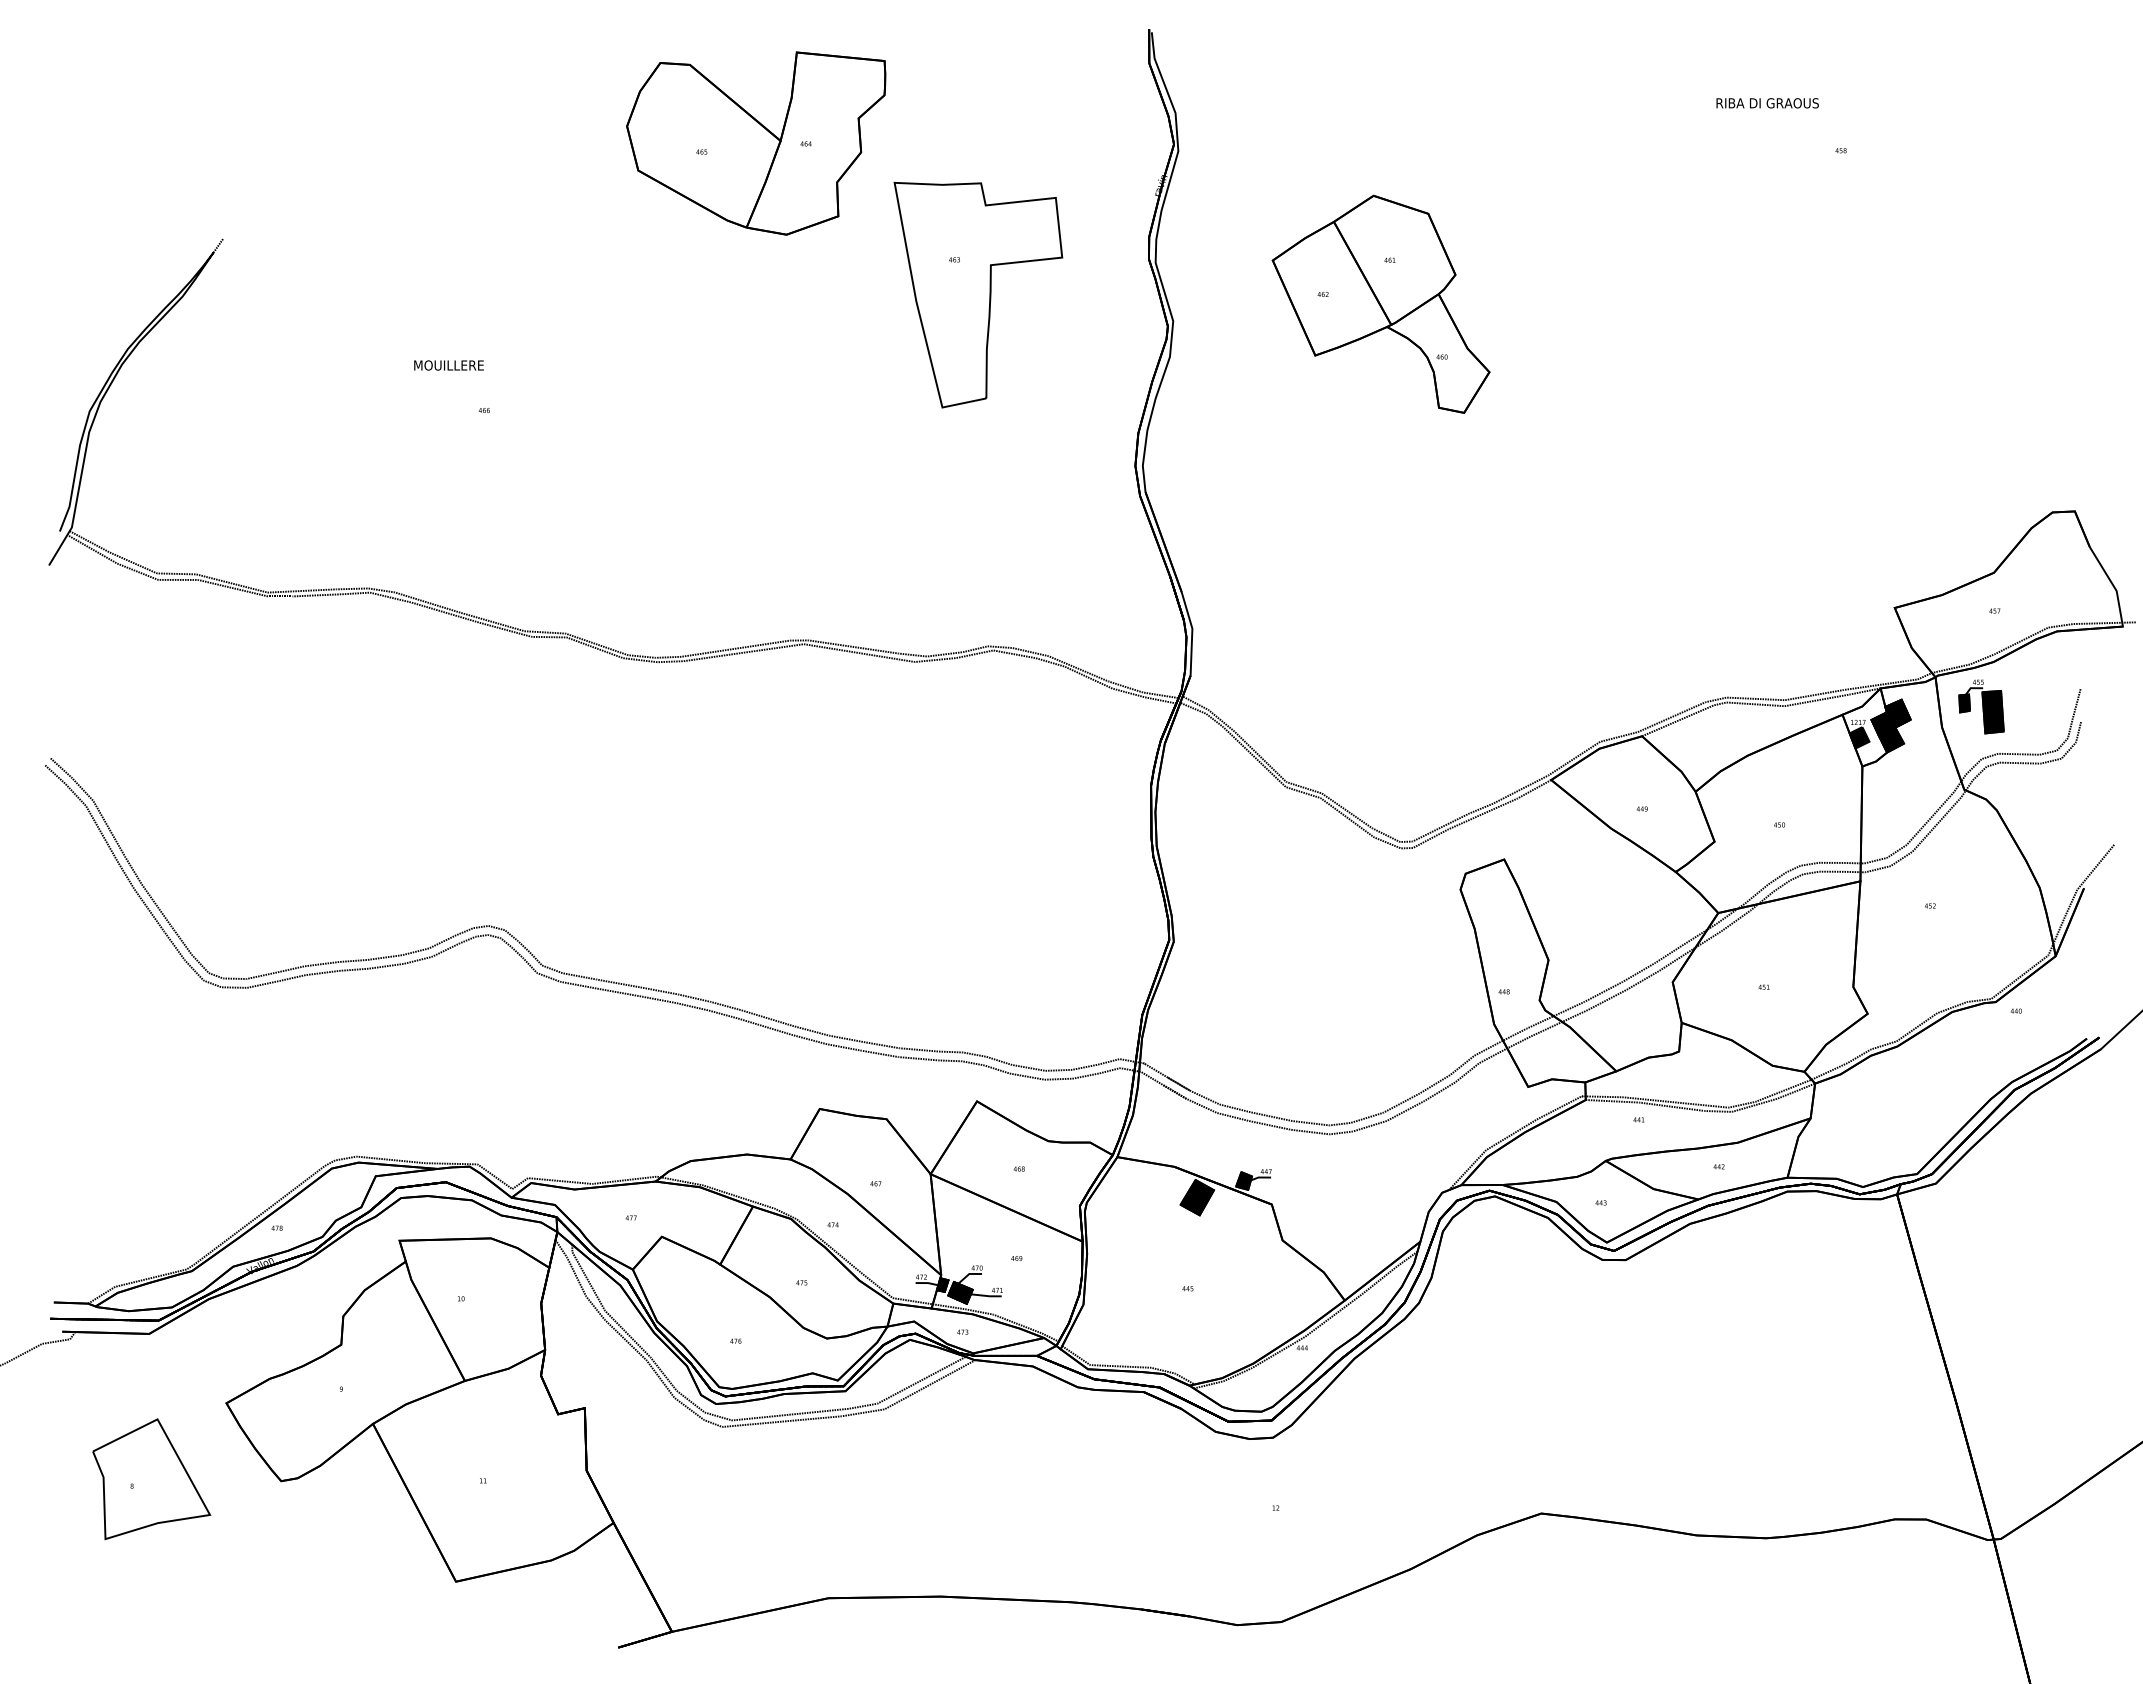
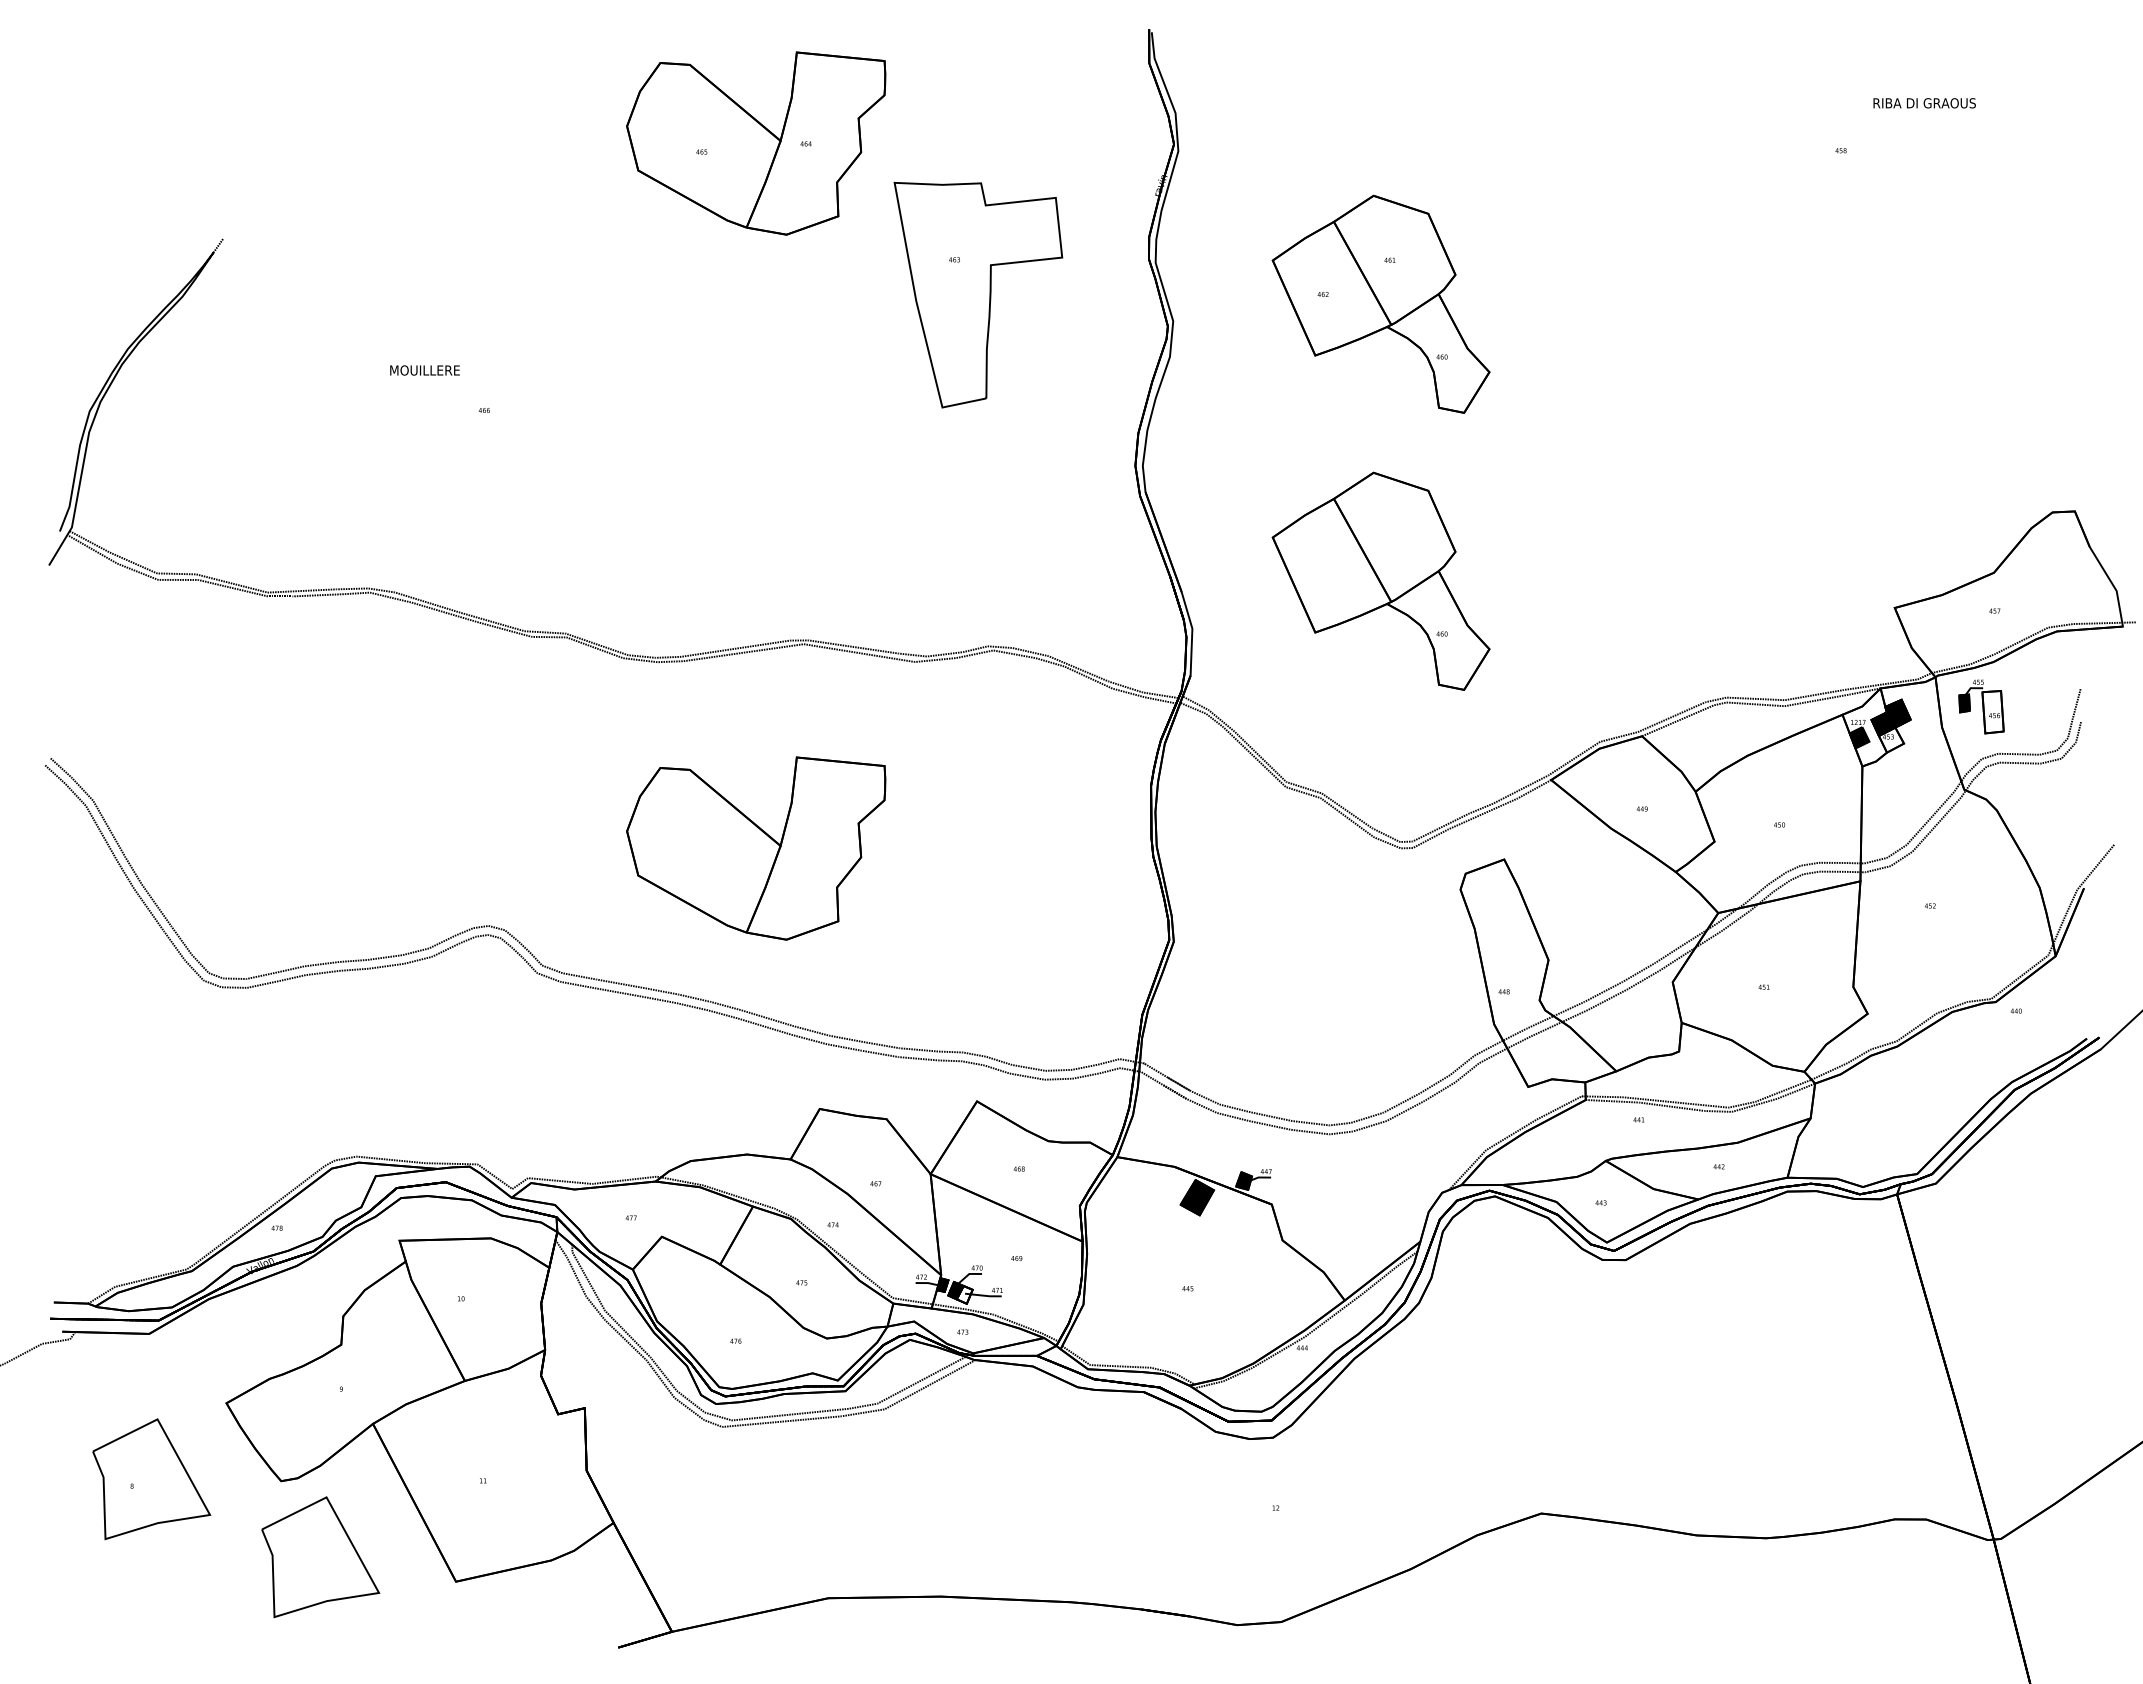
text position: (1767, 103) -> (1924, 103) (1924, 103)
text position: (448, 365) -> (424, 370) (424, 370)
part: none -> present (1380, 580)
fill: present -> none (1992, 712)
fill: present -> none (1891, 739)
part: none -> present (756, 848)
fill: present -> none (964, 1294)
part: none -> present (320, 1557)
